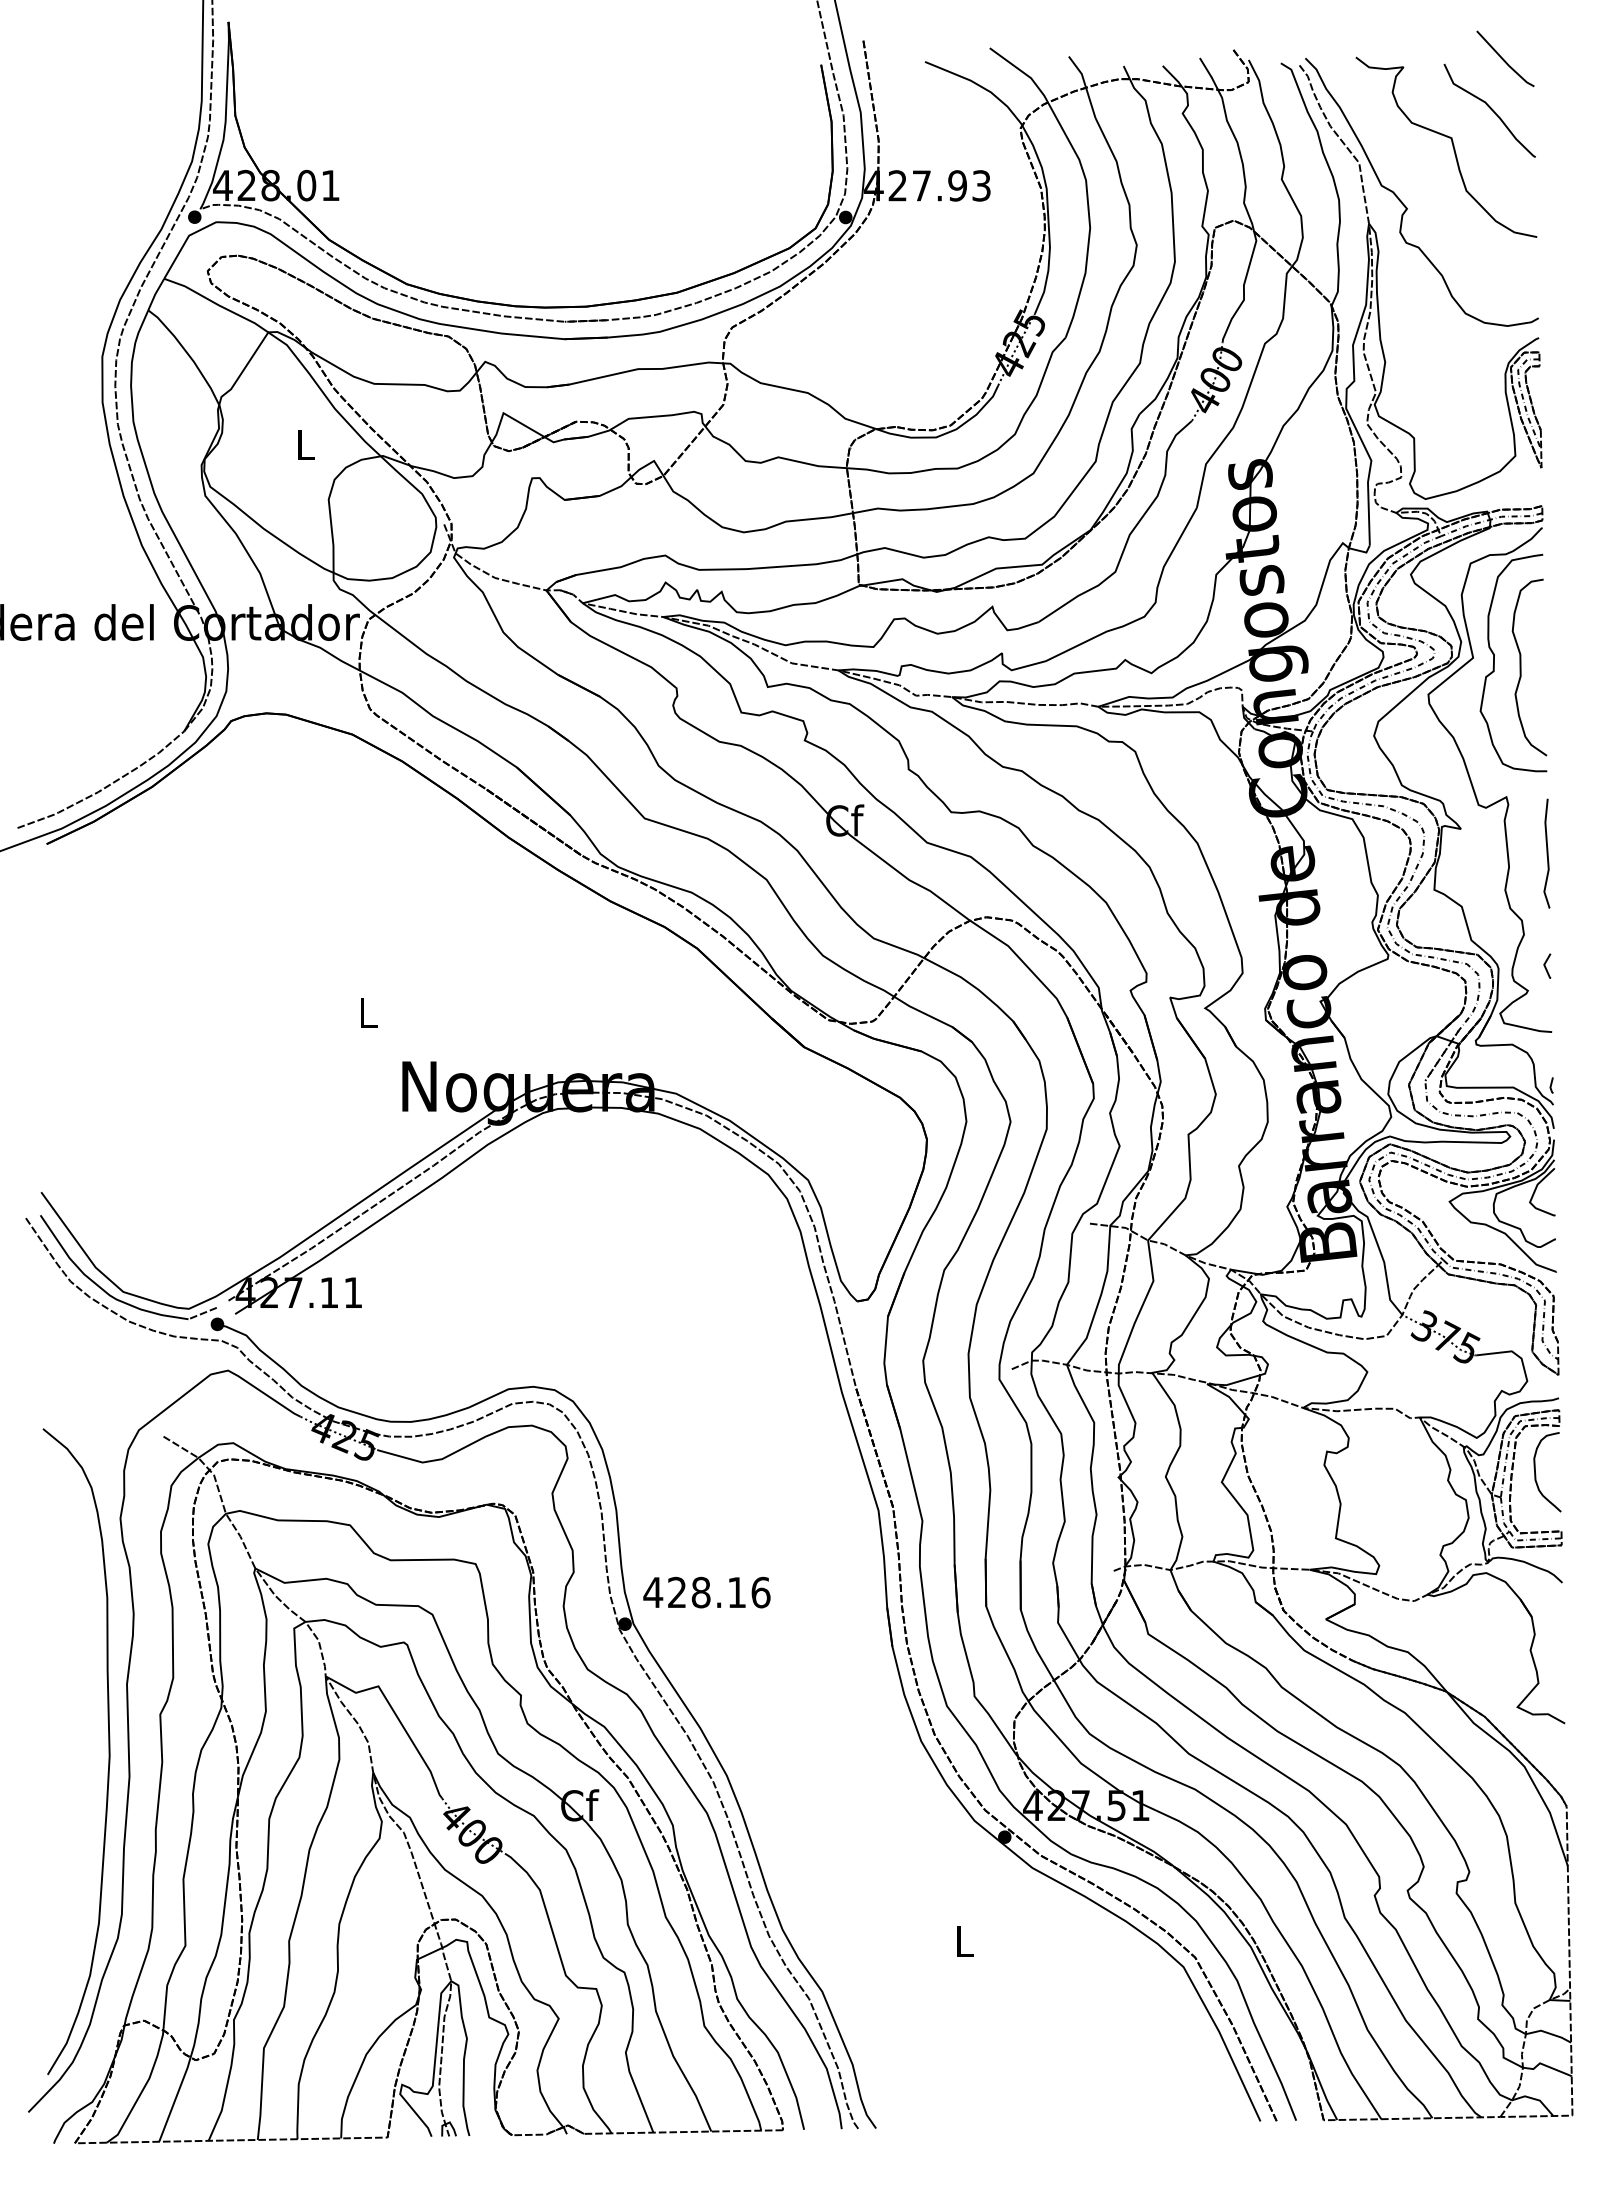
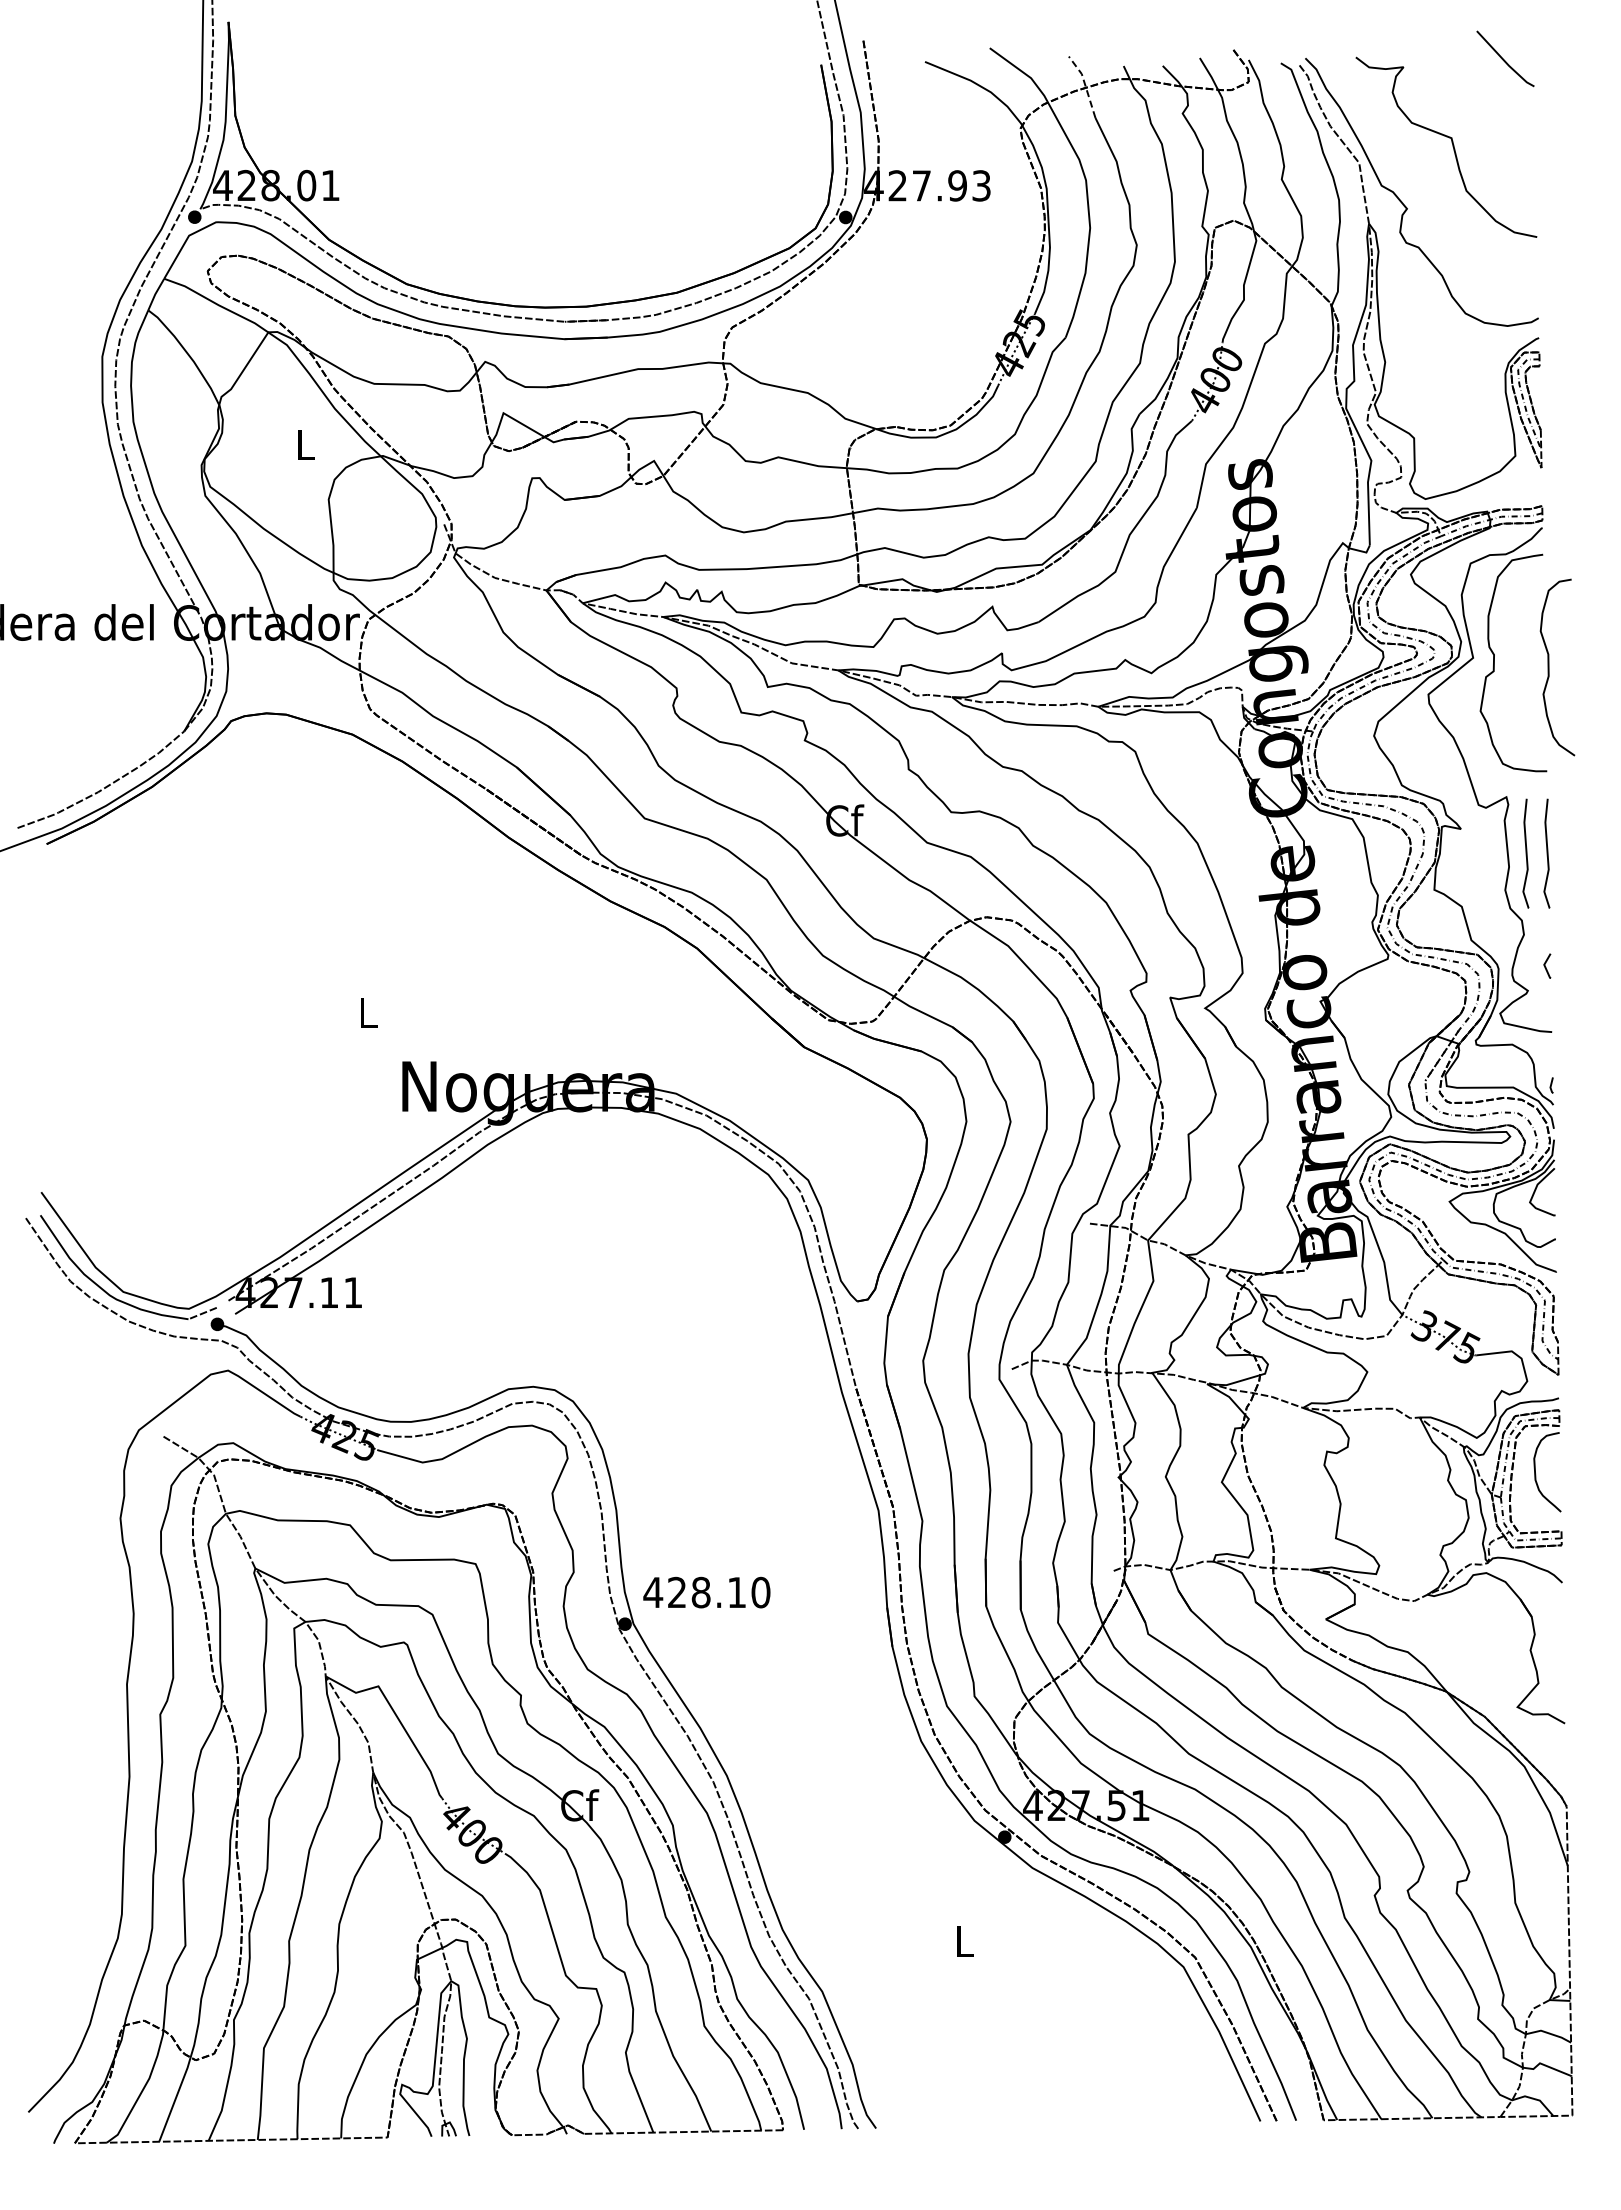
line: solid -> dashed (1085, 85)
curve: present -> none (1490, 109)
curve position: (1521, 667) -> (1549, 667) (1549, 667)
curve: none -> present (1525, 853)
text: 428.16 -> 428.10 (760, 1592)
curve: present -> none (108, 1751)
